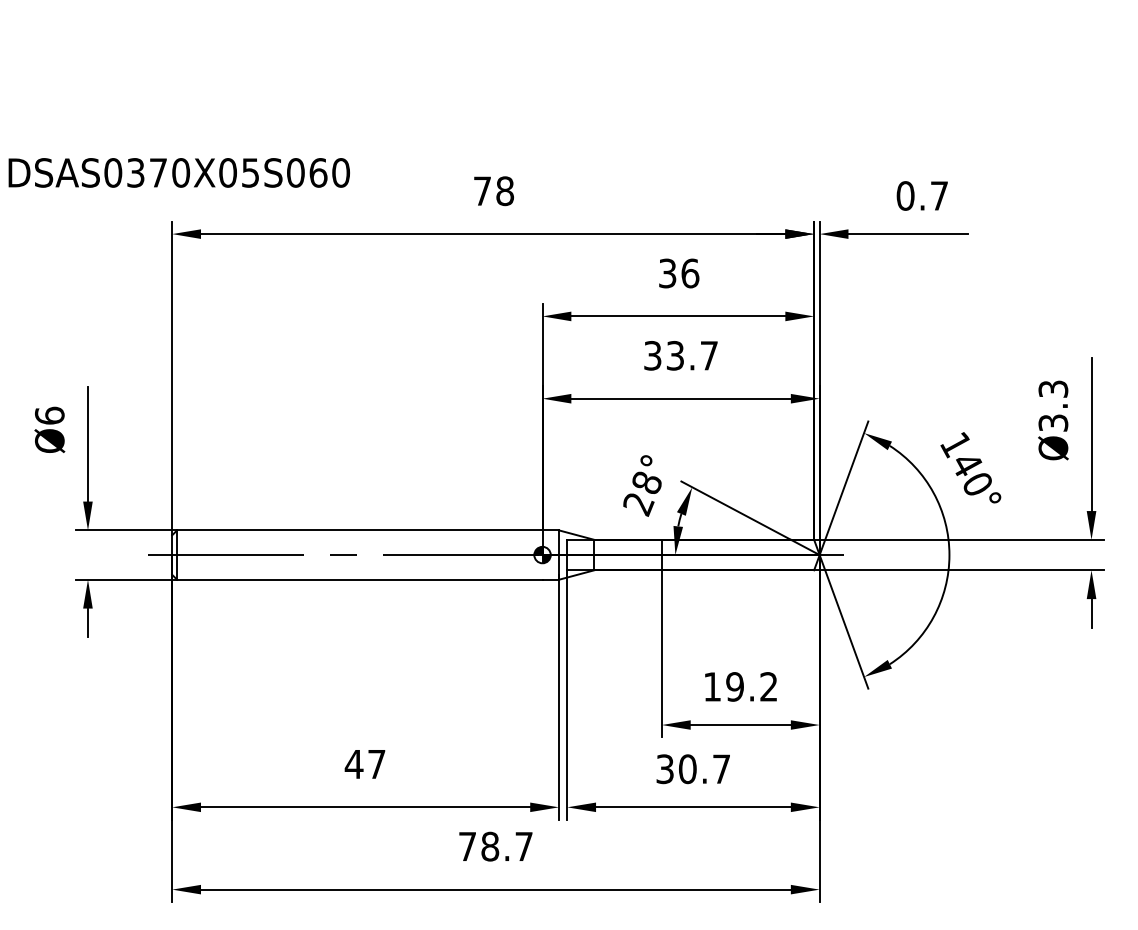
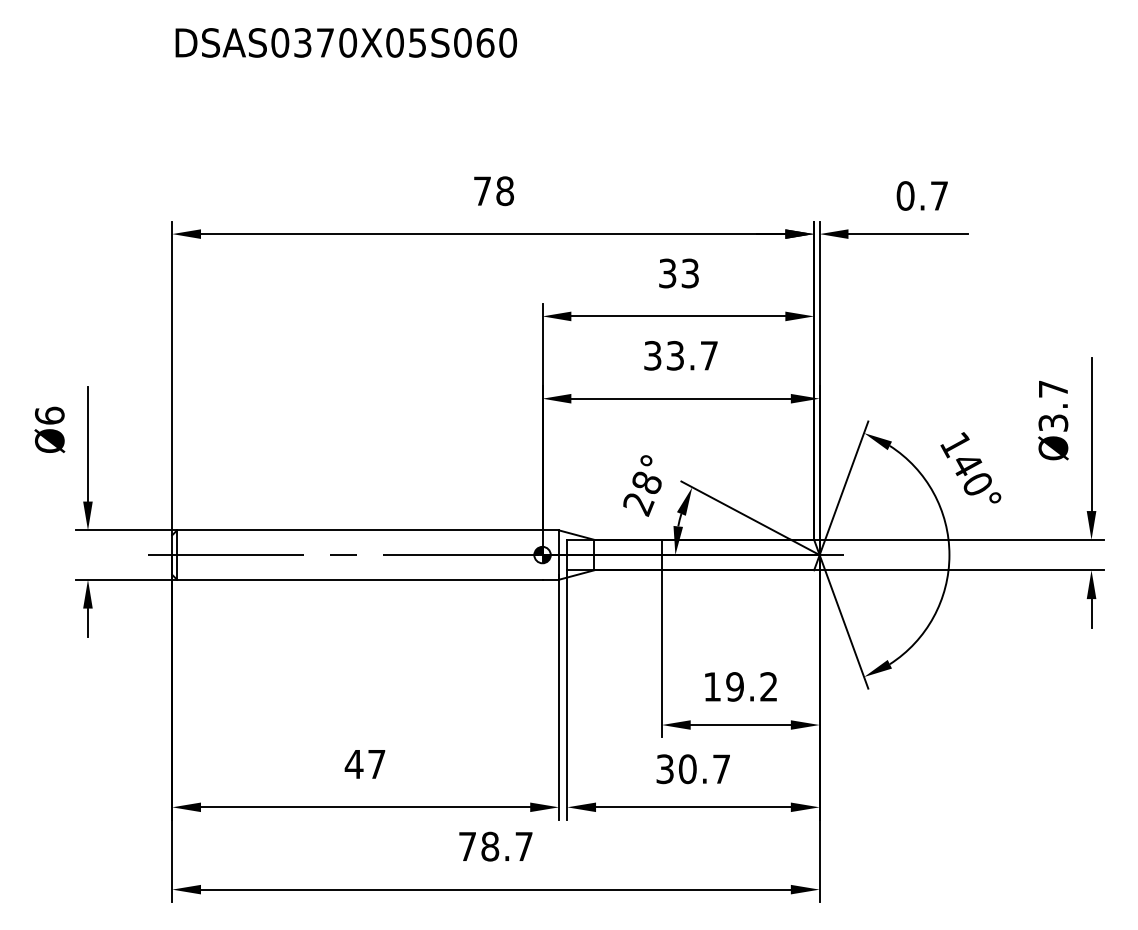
text position: (178, 172) -> (345, 42) (345, 42)
text: 36 -> 33 (690, 273)
text: Ø3.3 -> Ø3.7 (1053, 388)
